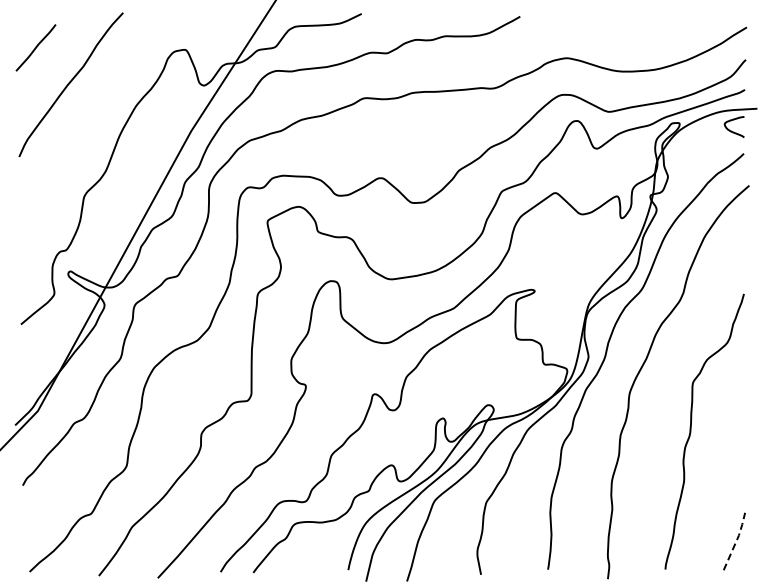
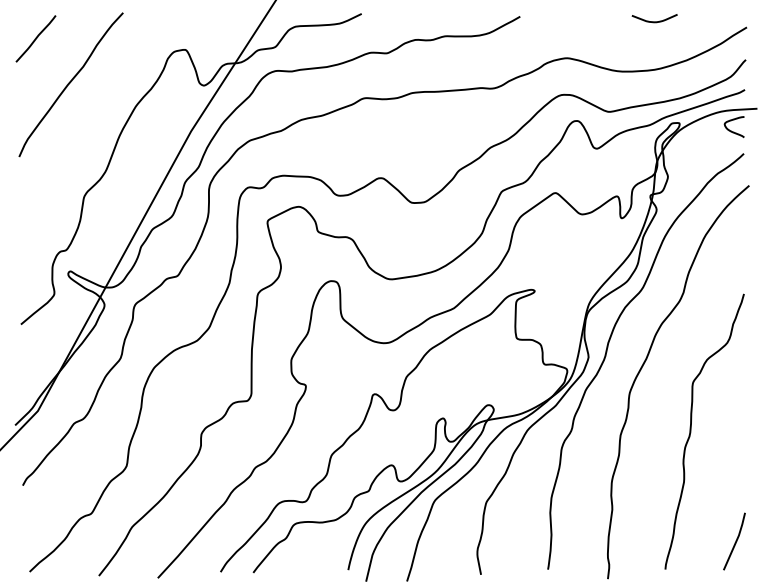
curve: none -> present (654, 21)
line position: (35, 47) -> (35, 38) (35, 38)
line: dashed -> solid (736, 540)
